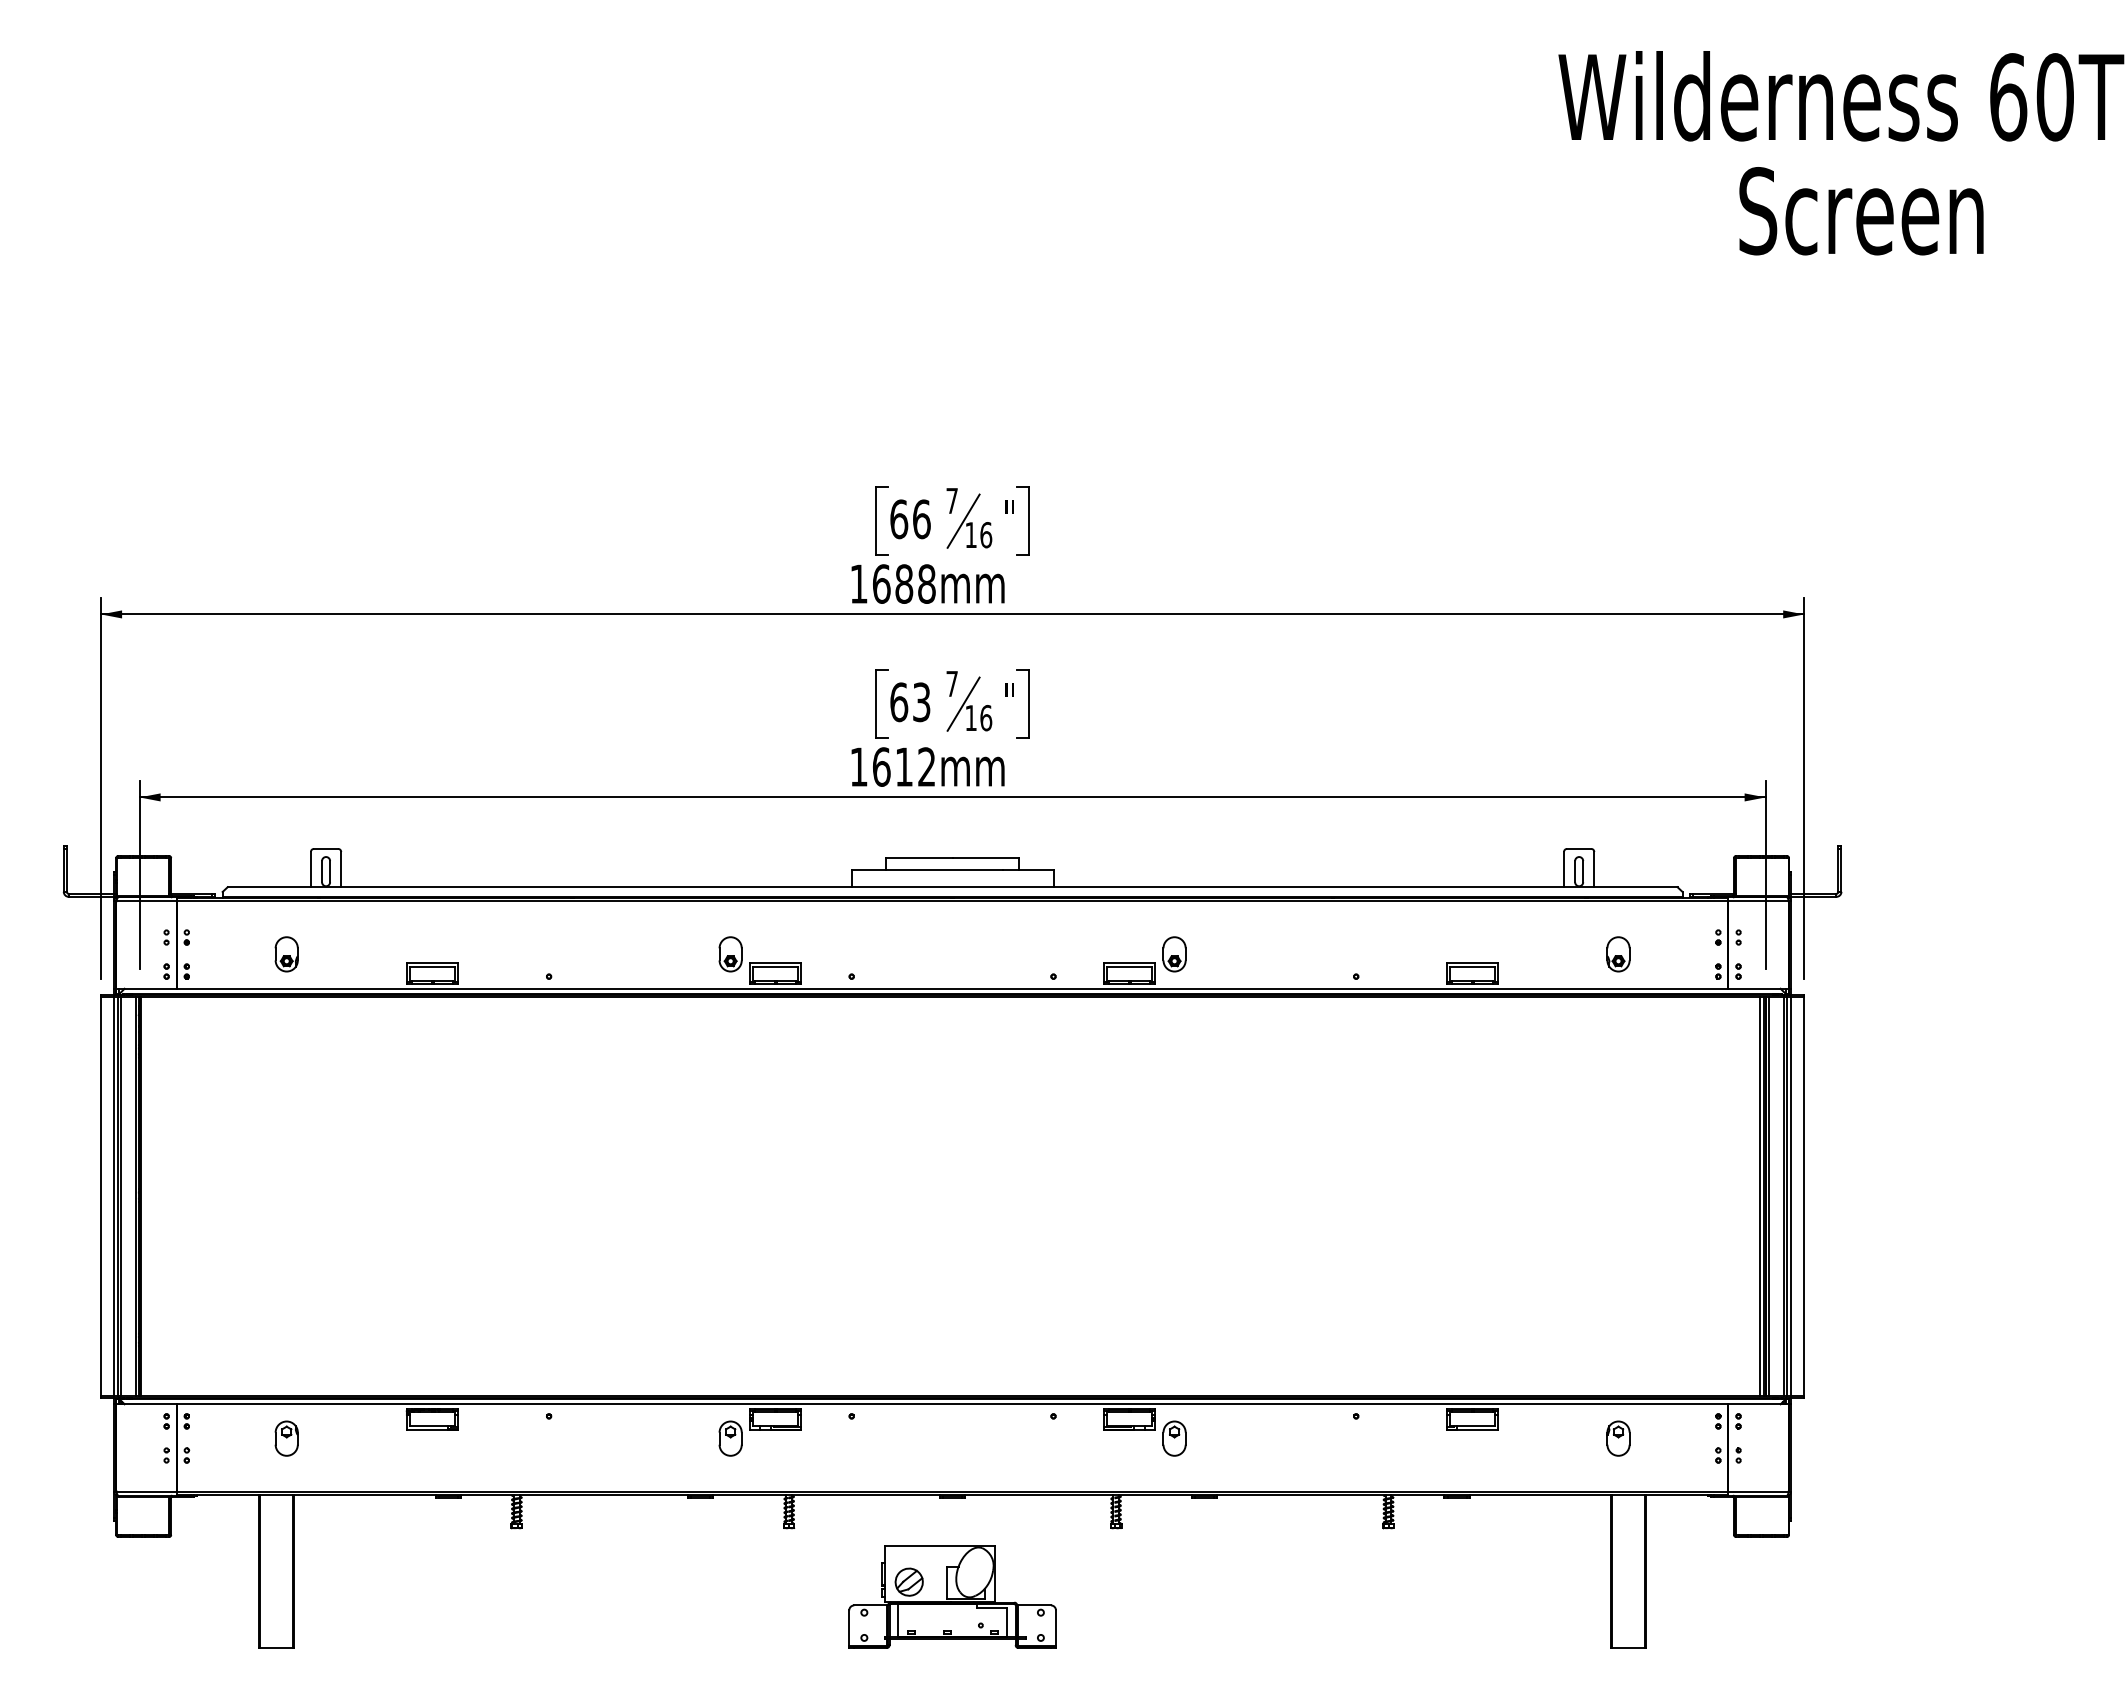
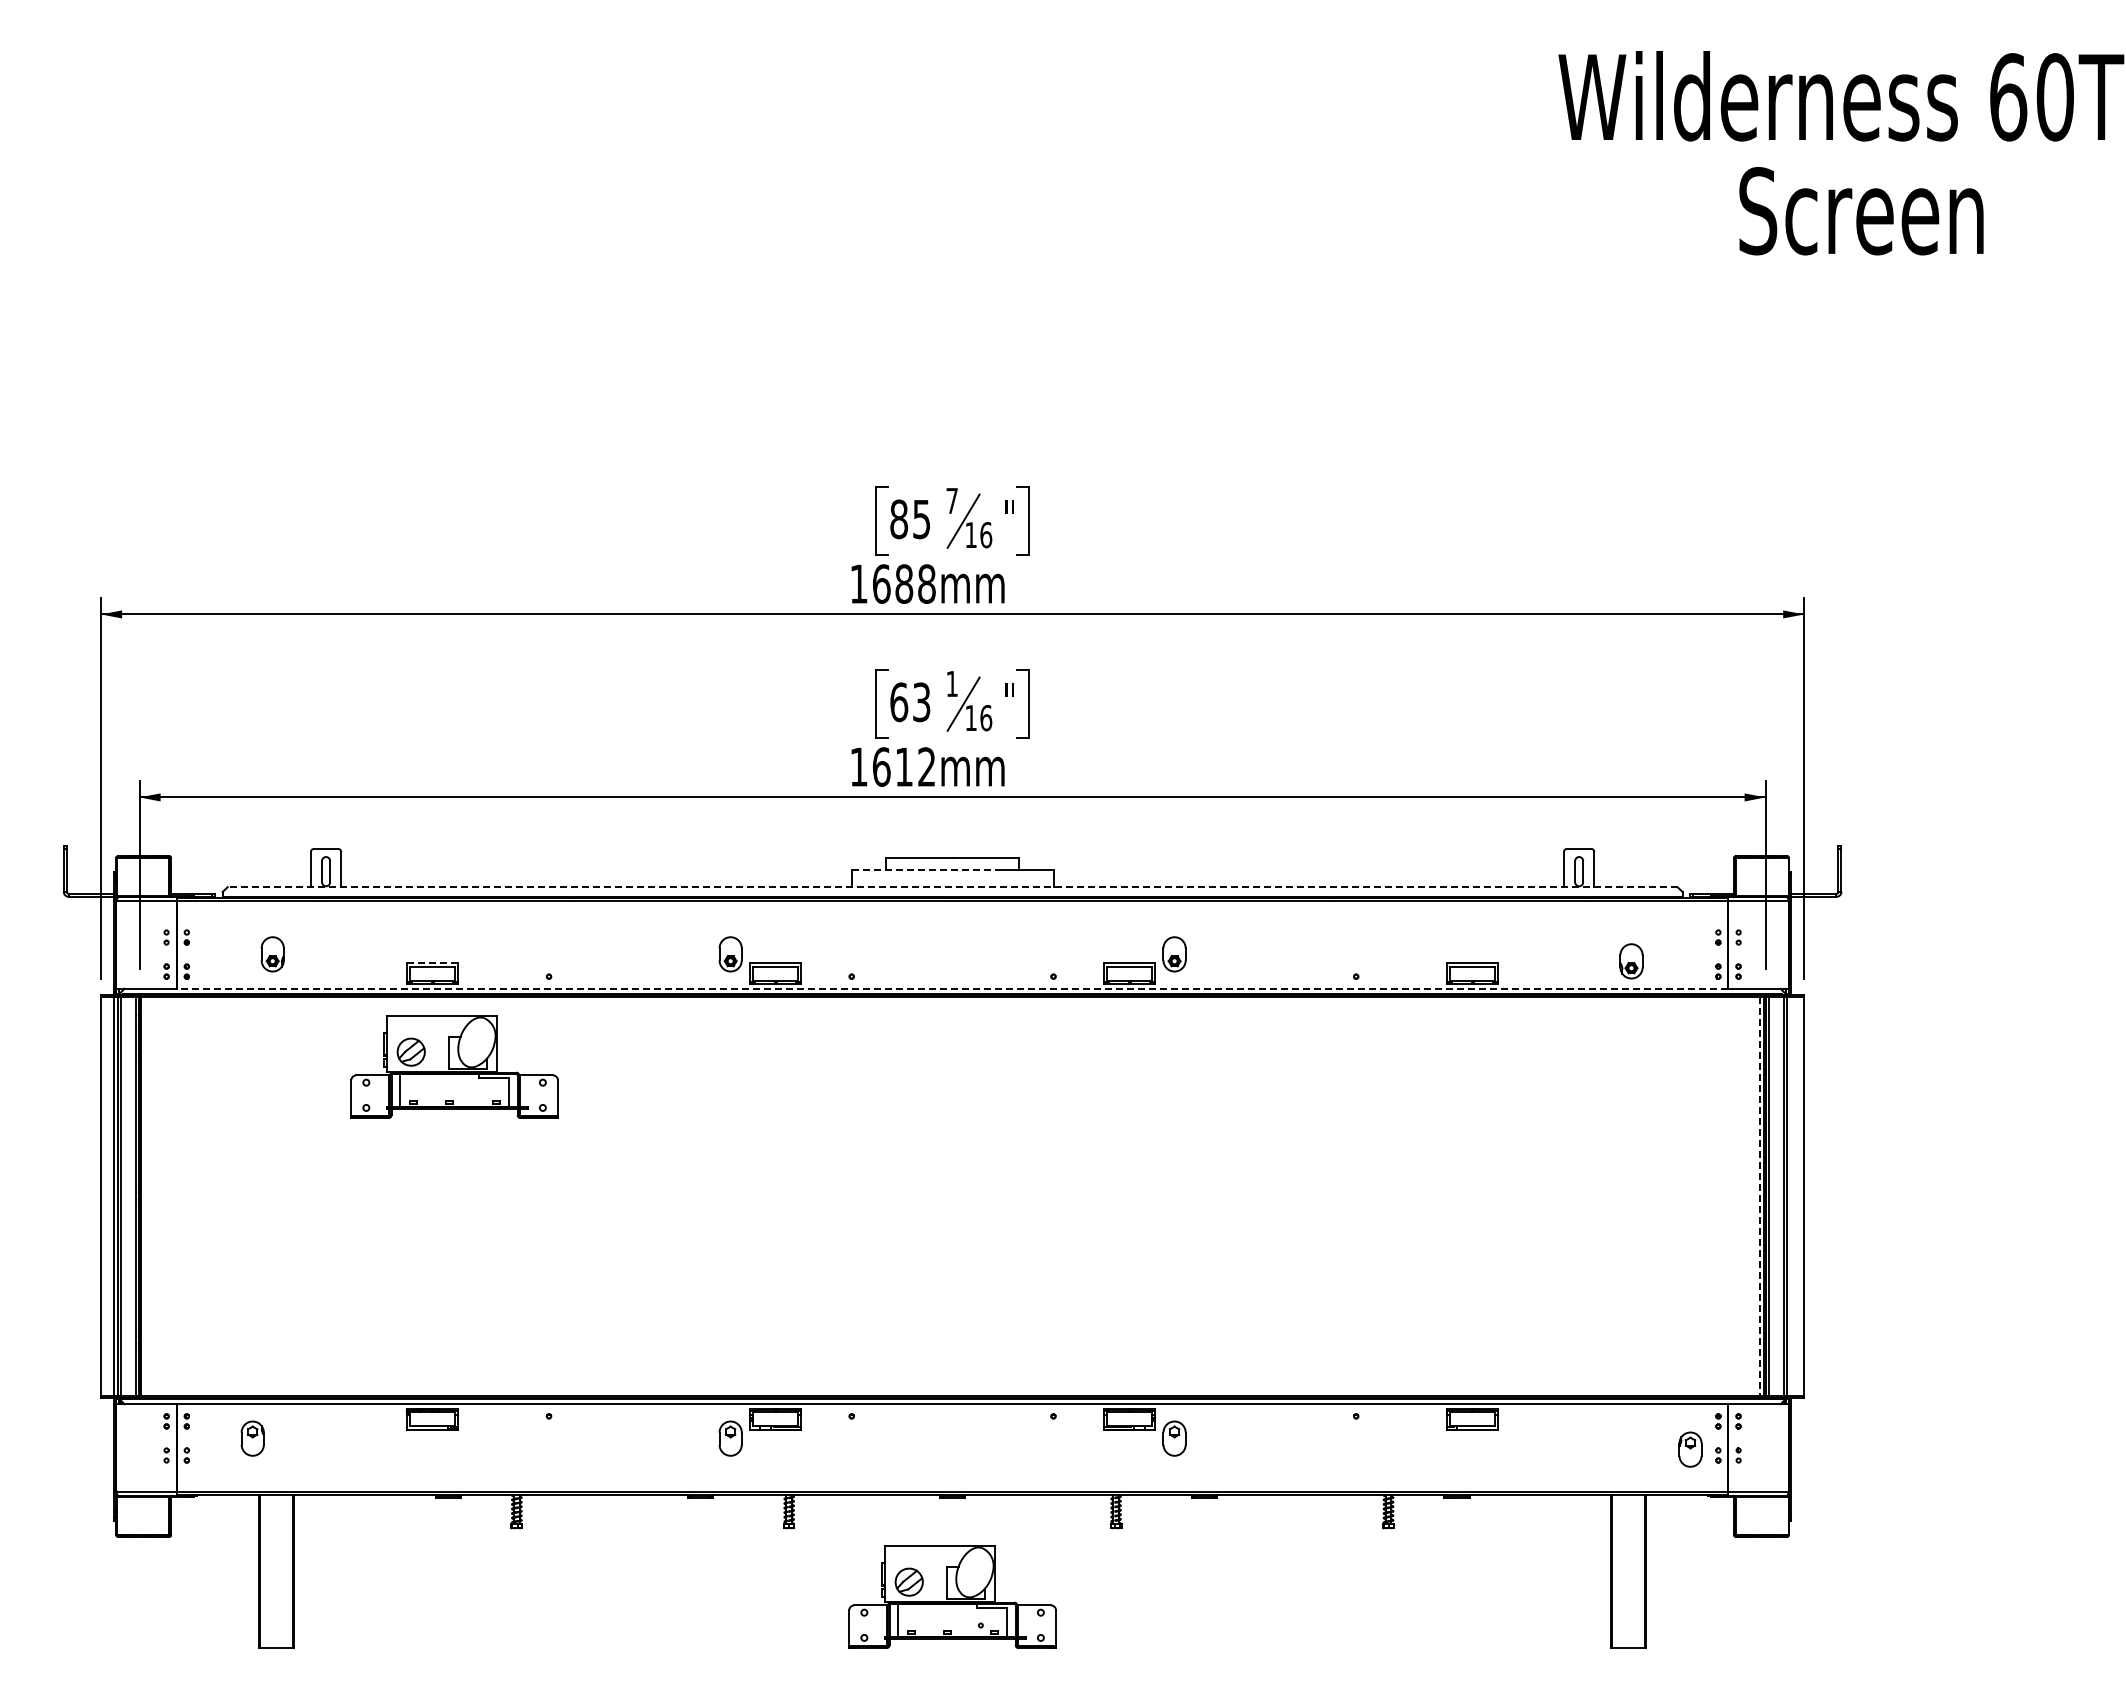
text: 66 -> 85 (910, 519)
text: 7 -> 1 (951, 683)
line: solid -> dashed (927, 869)
line: solid -> dashed (952, 887)
part position: (286, 954) -> (272, 954) (272, 954)
part position: (1618, 954) -> (1631, 961) (1631, 961)
line: solid -> dashed (432, 962)
line: solid -> dashed (952, 988)
part: none -> present (454, 1066)
line: present -> none (1791, 1196)
line: solid -> dashed (1759, 1197)
part position: (286, 1438) -> (252, 1438) (252, 1438)
part position: (1618, 1438) -> (1690, 1449) (1690, 1449)
